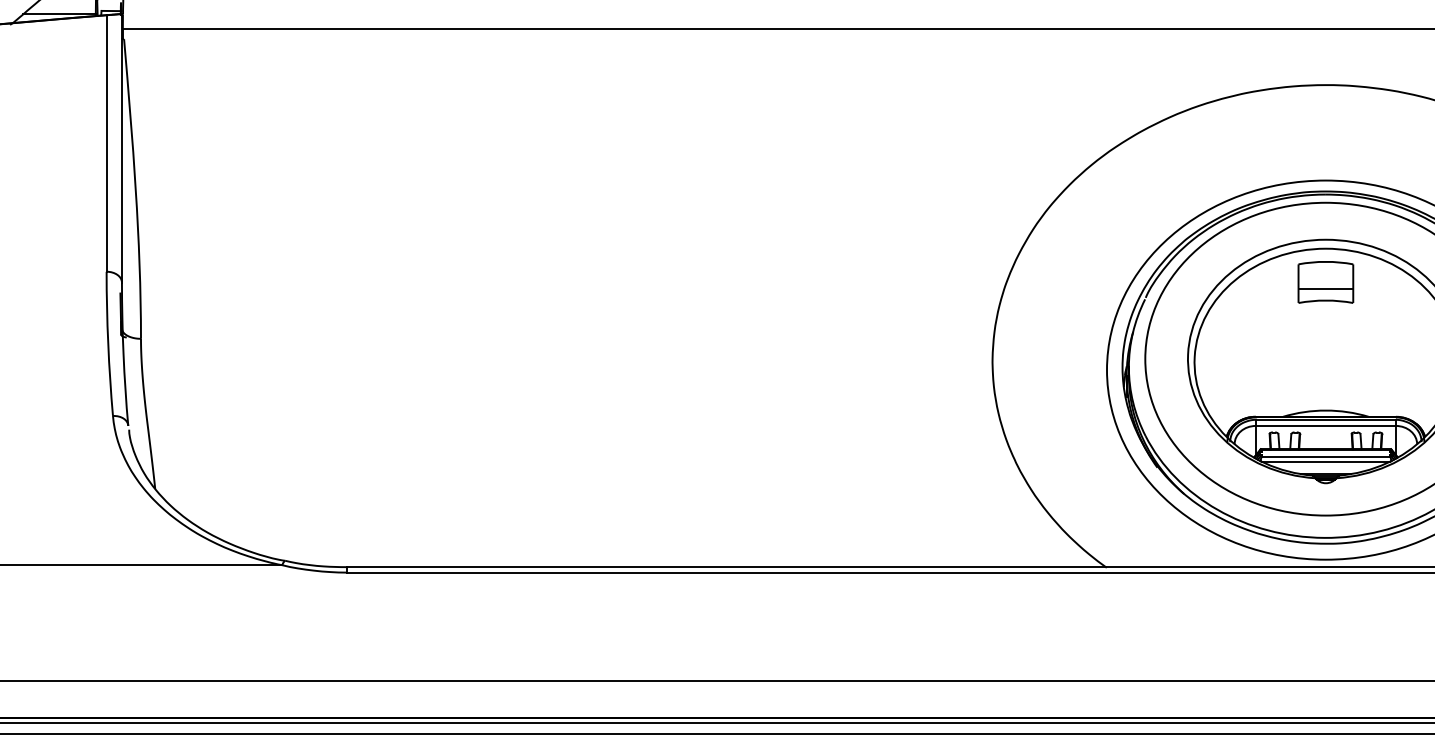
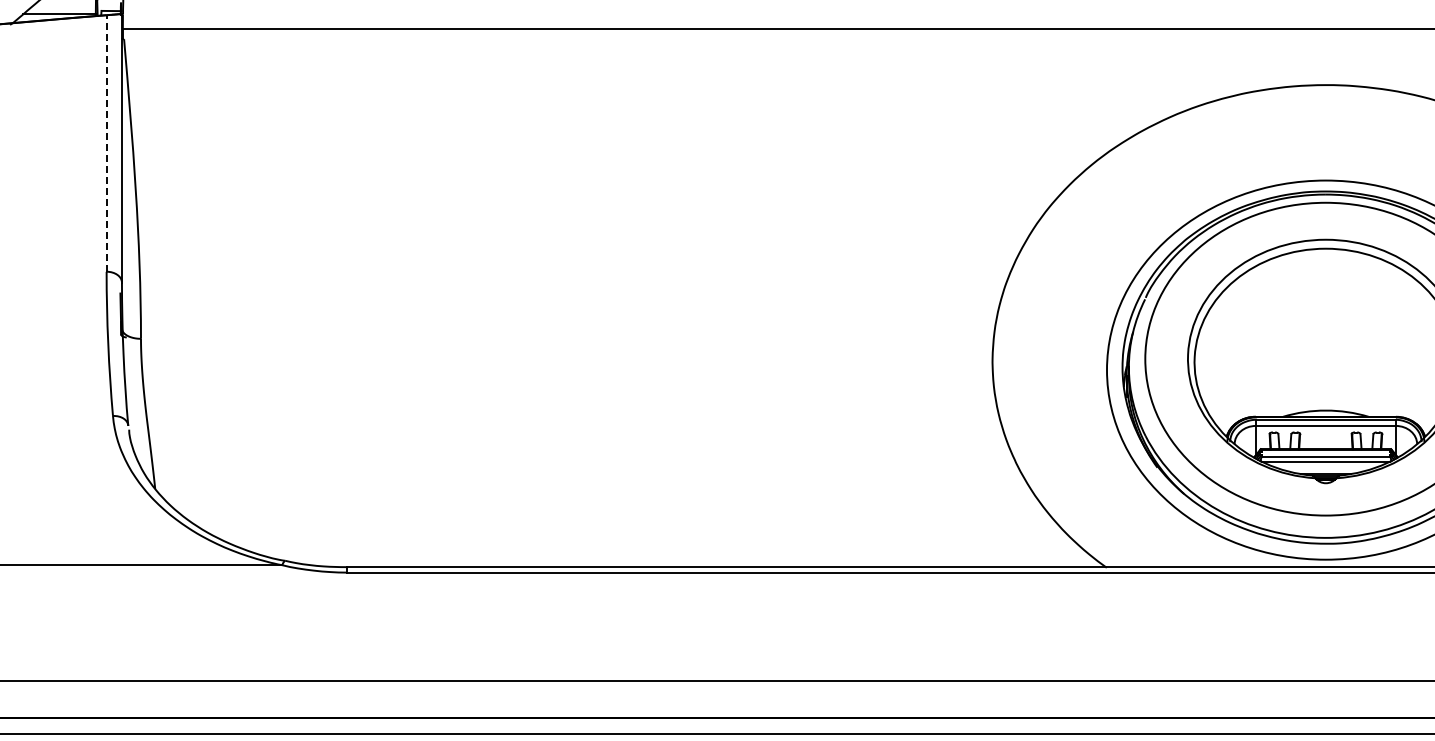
line: solid -> dashed (106, 143)
part: present -> none (1325, 282)
line: present -> none (716, 722)
